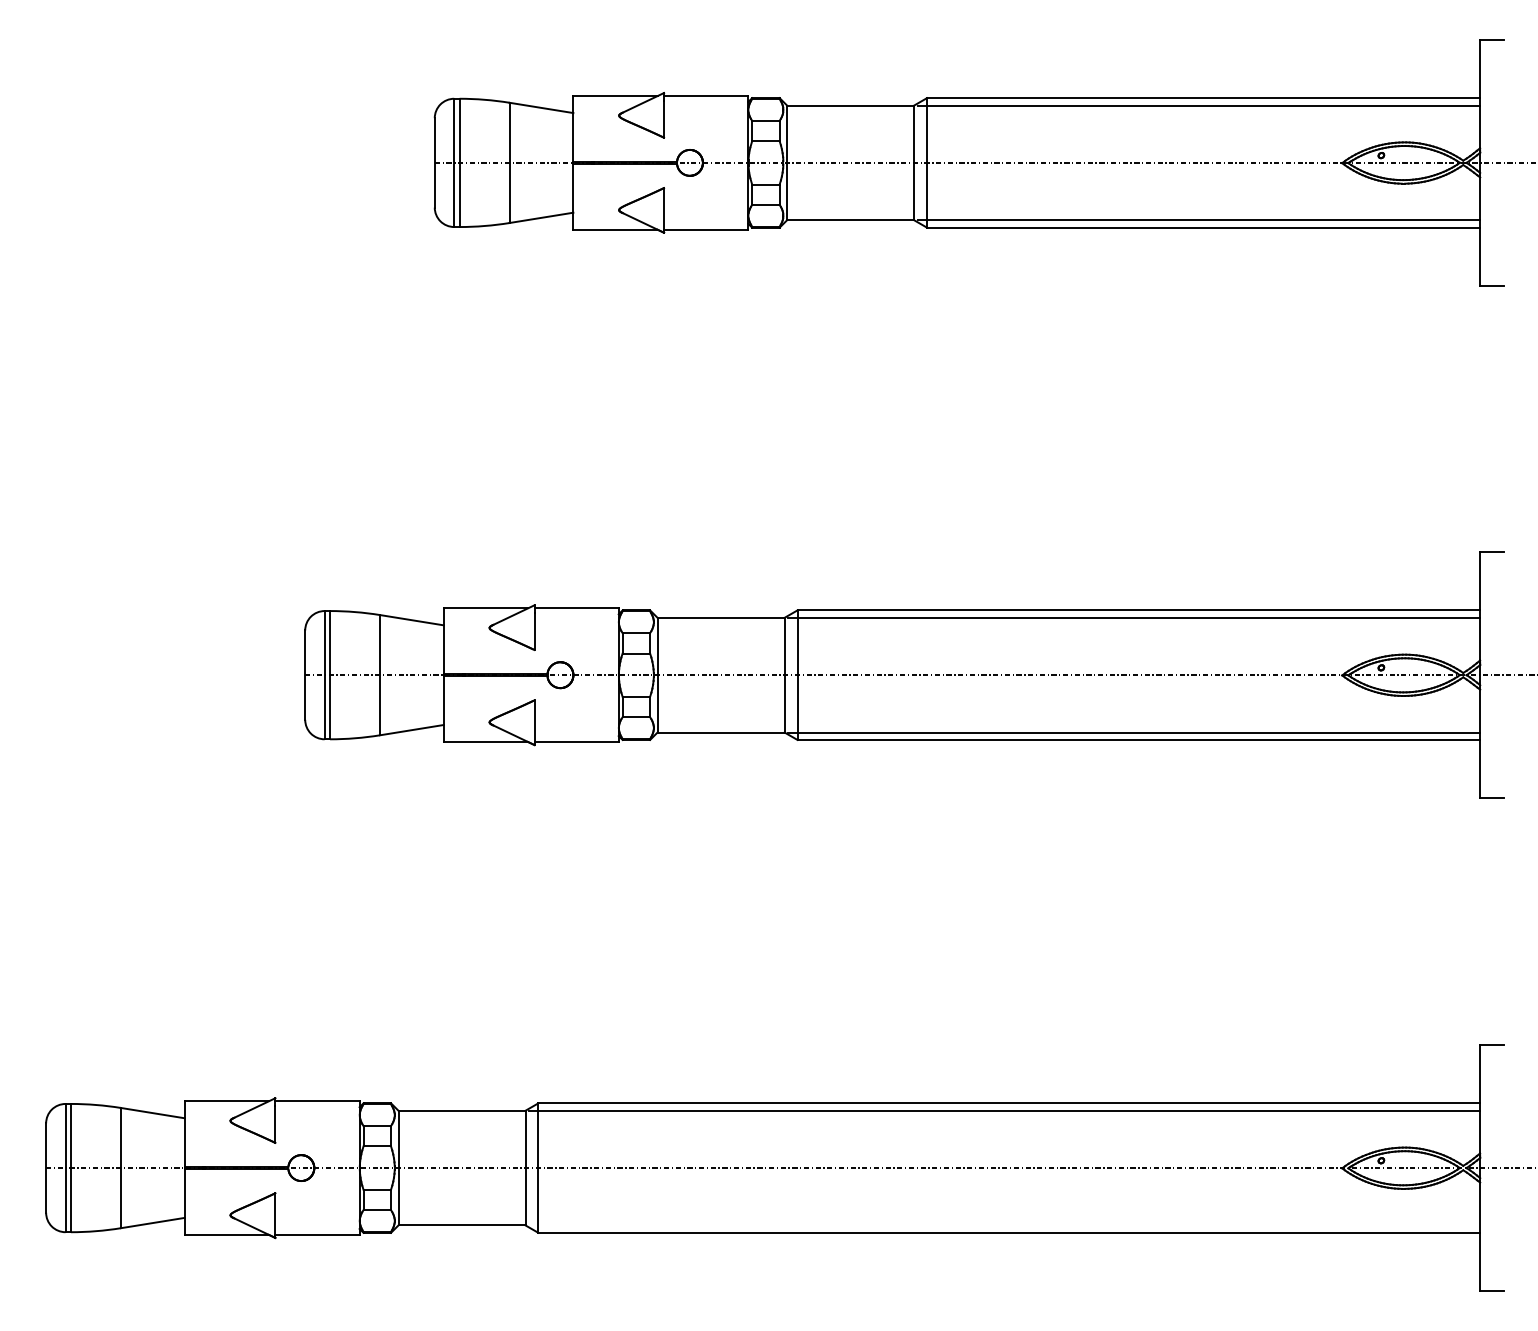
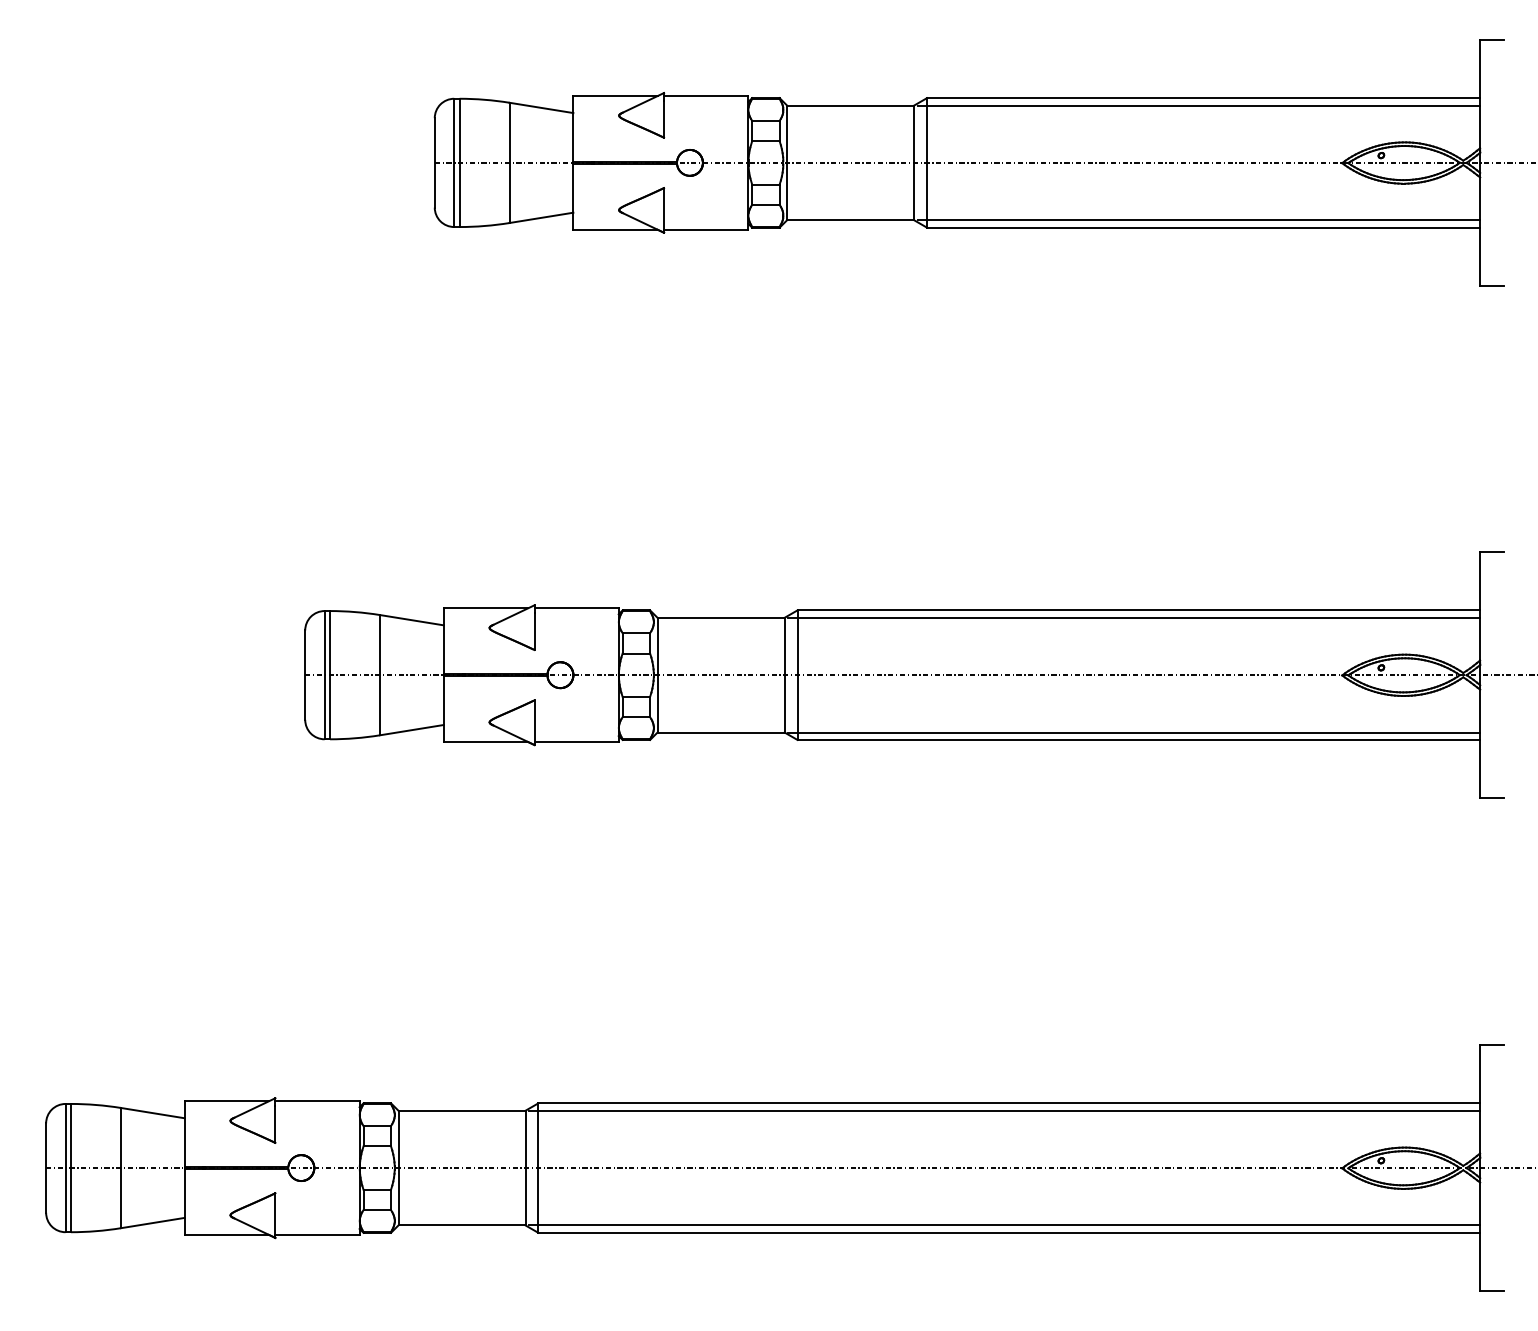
line: none -> present (1004, 1225)
